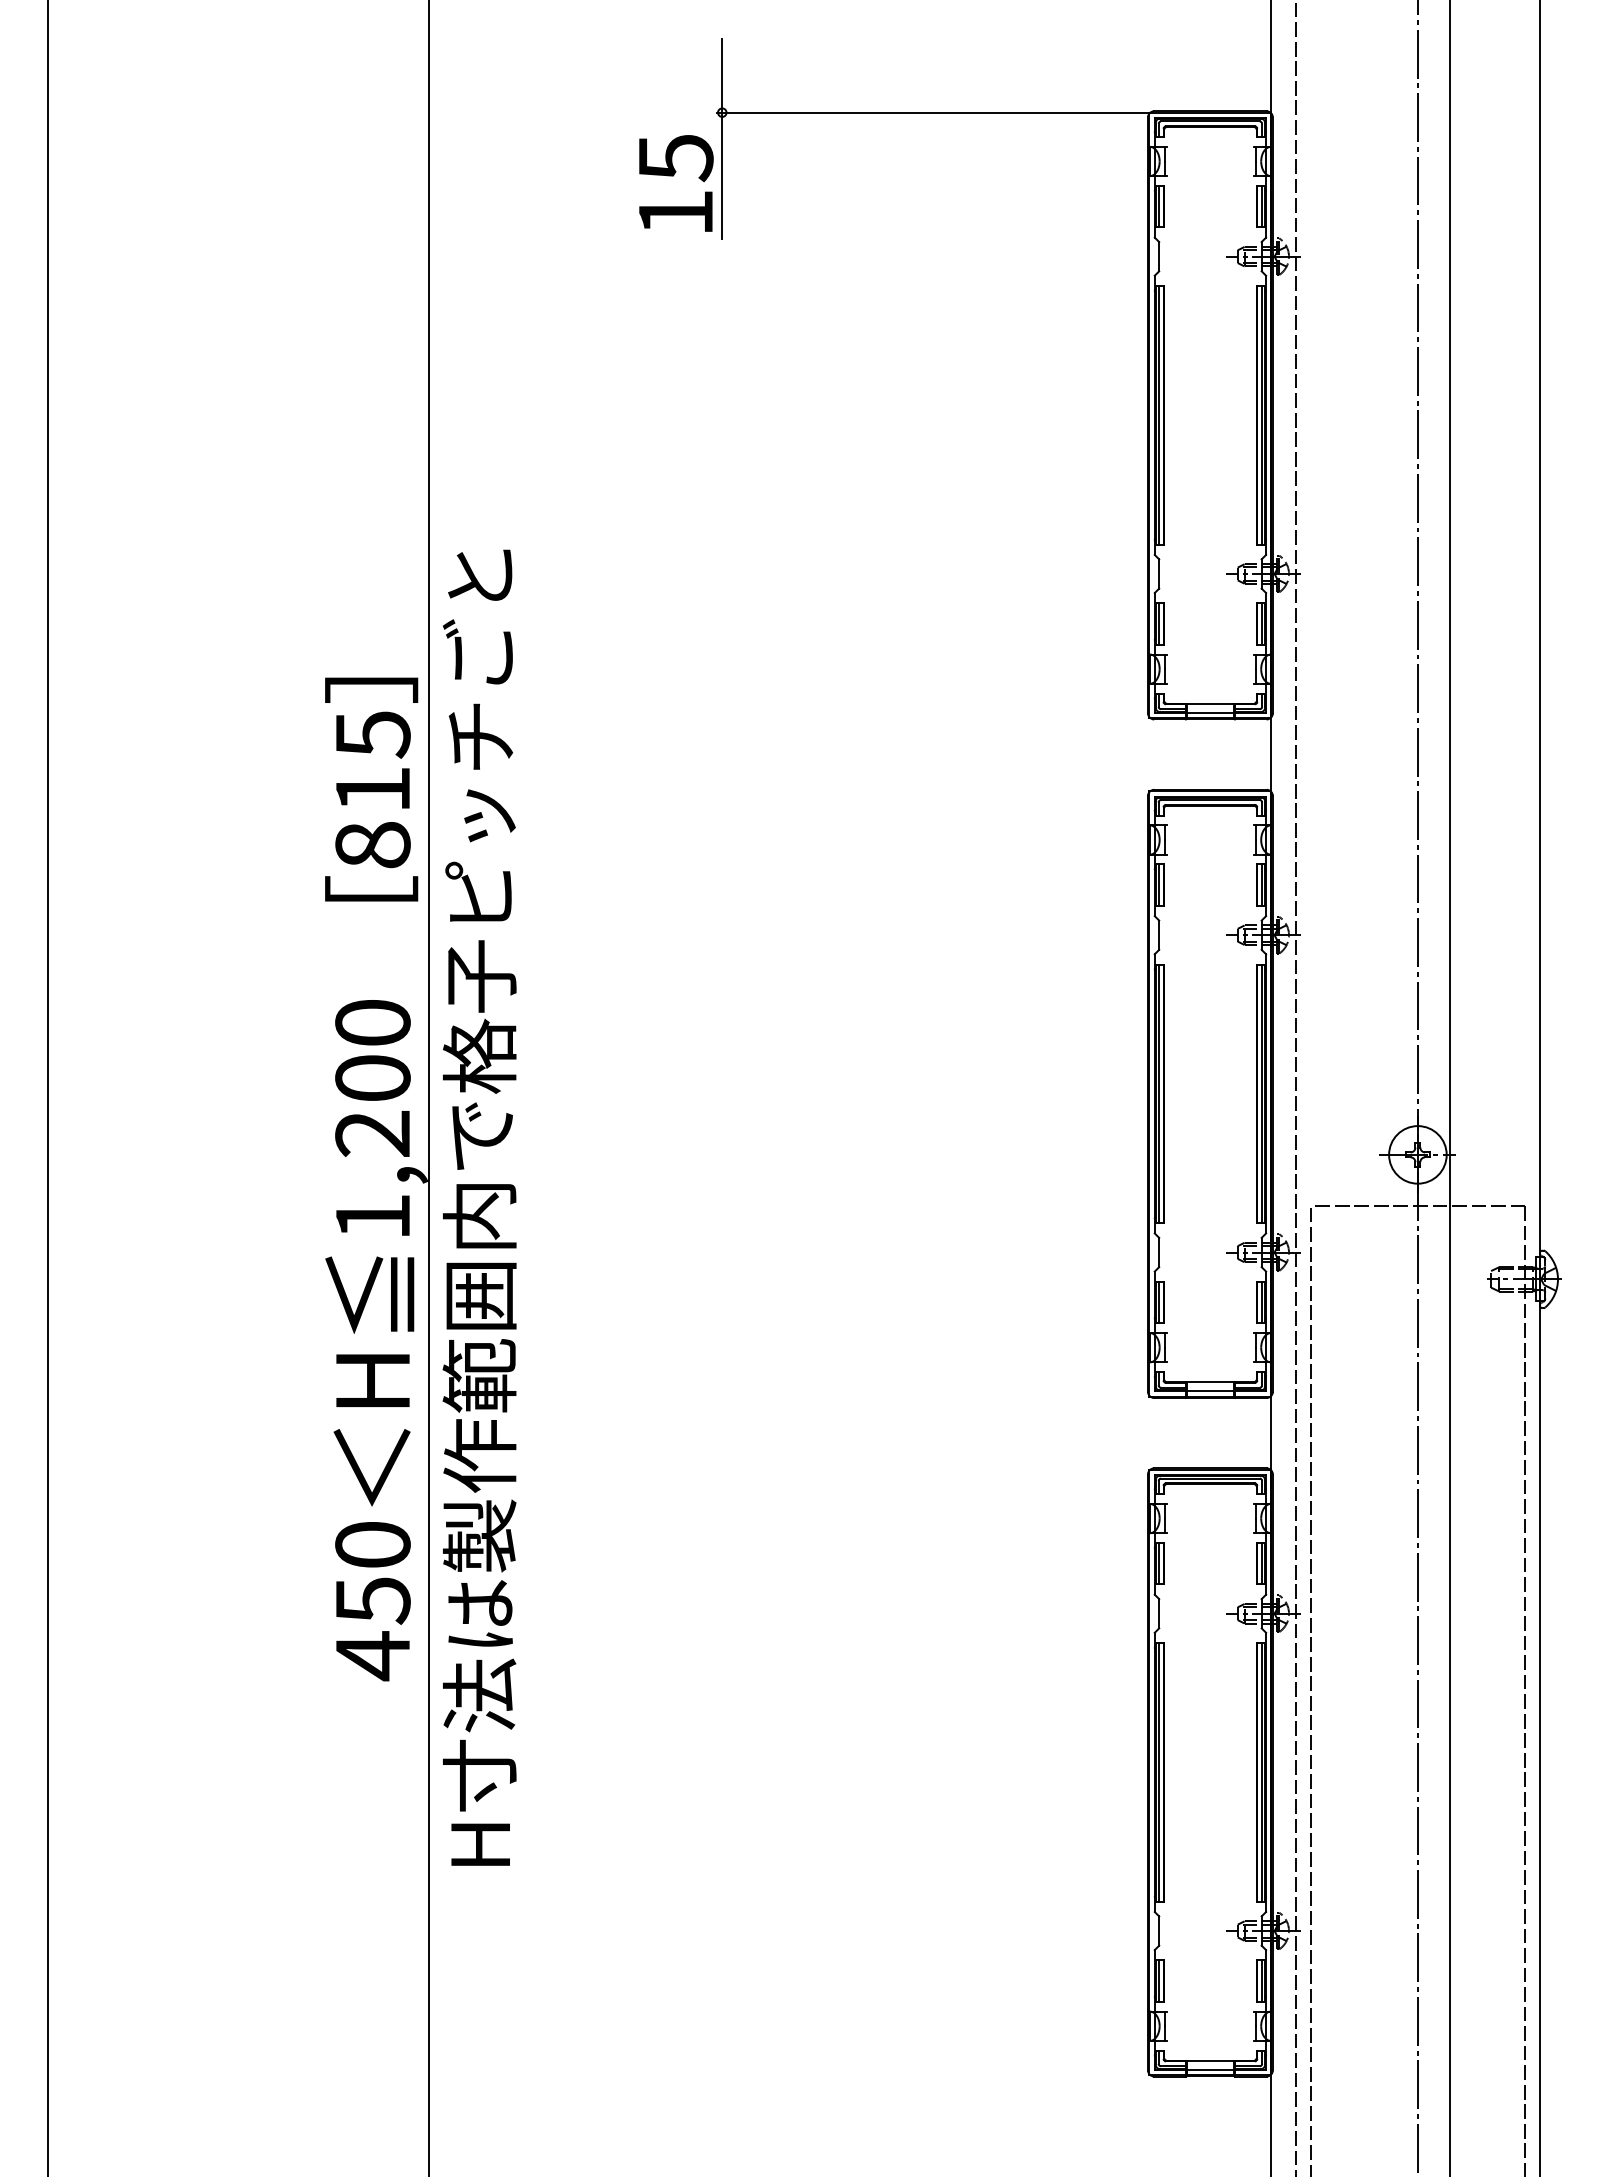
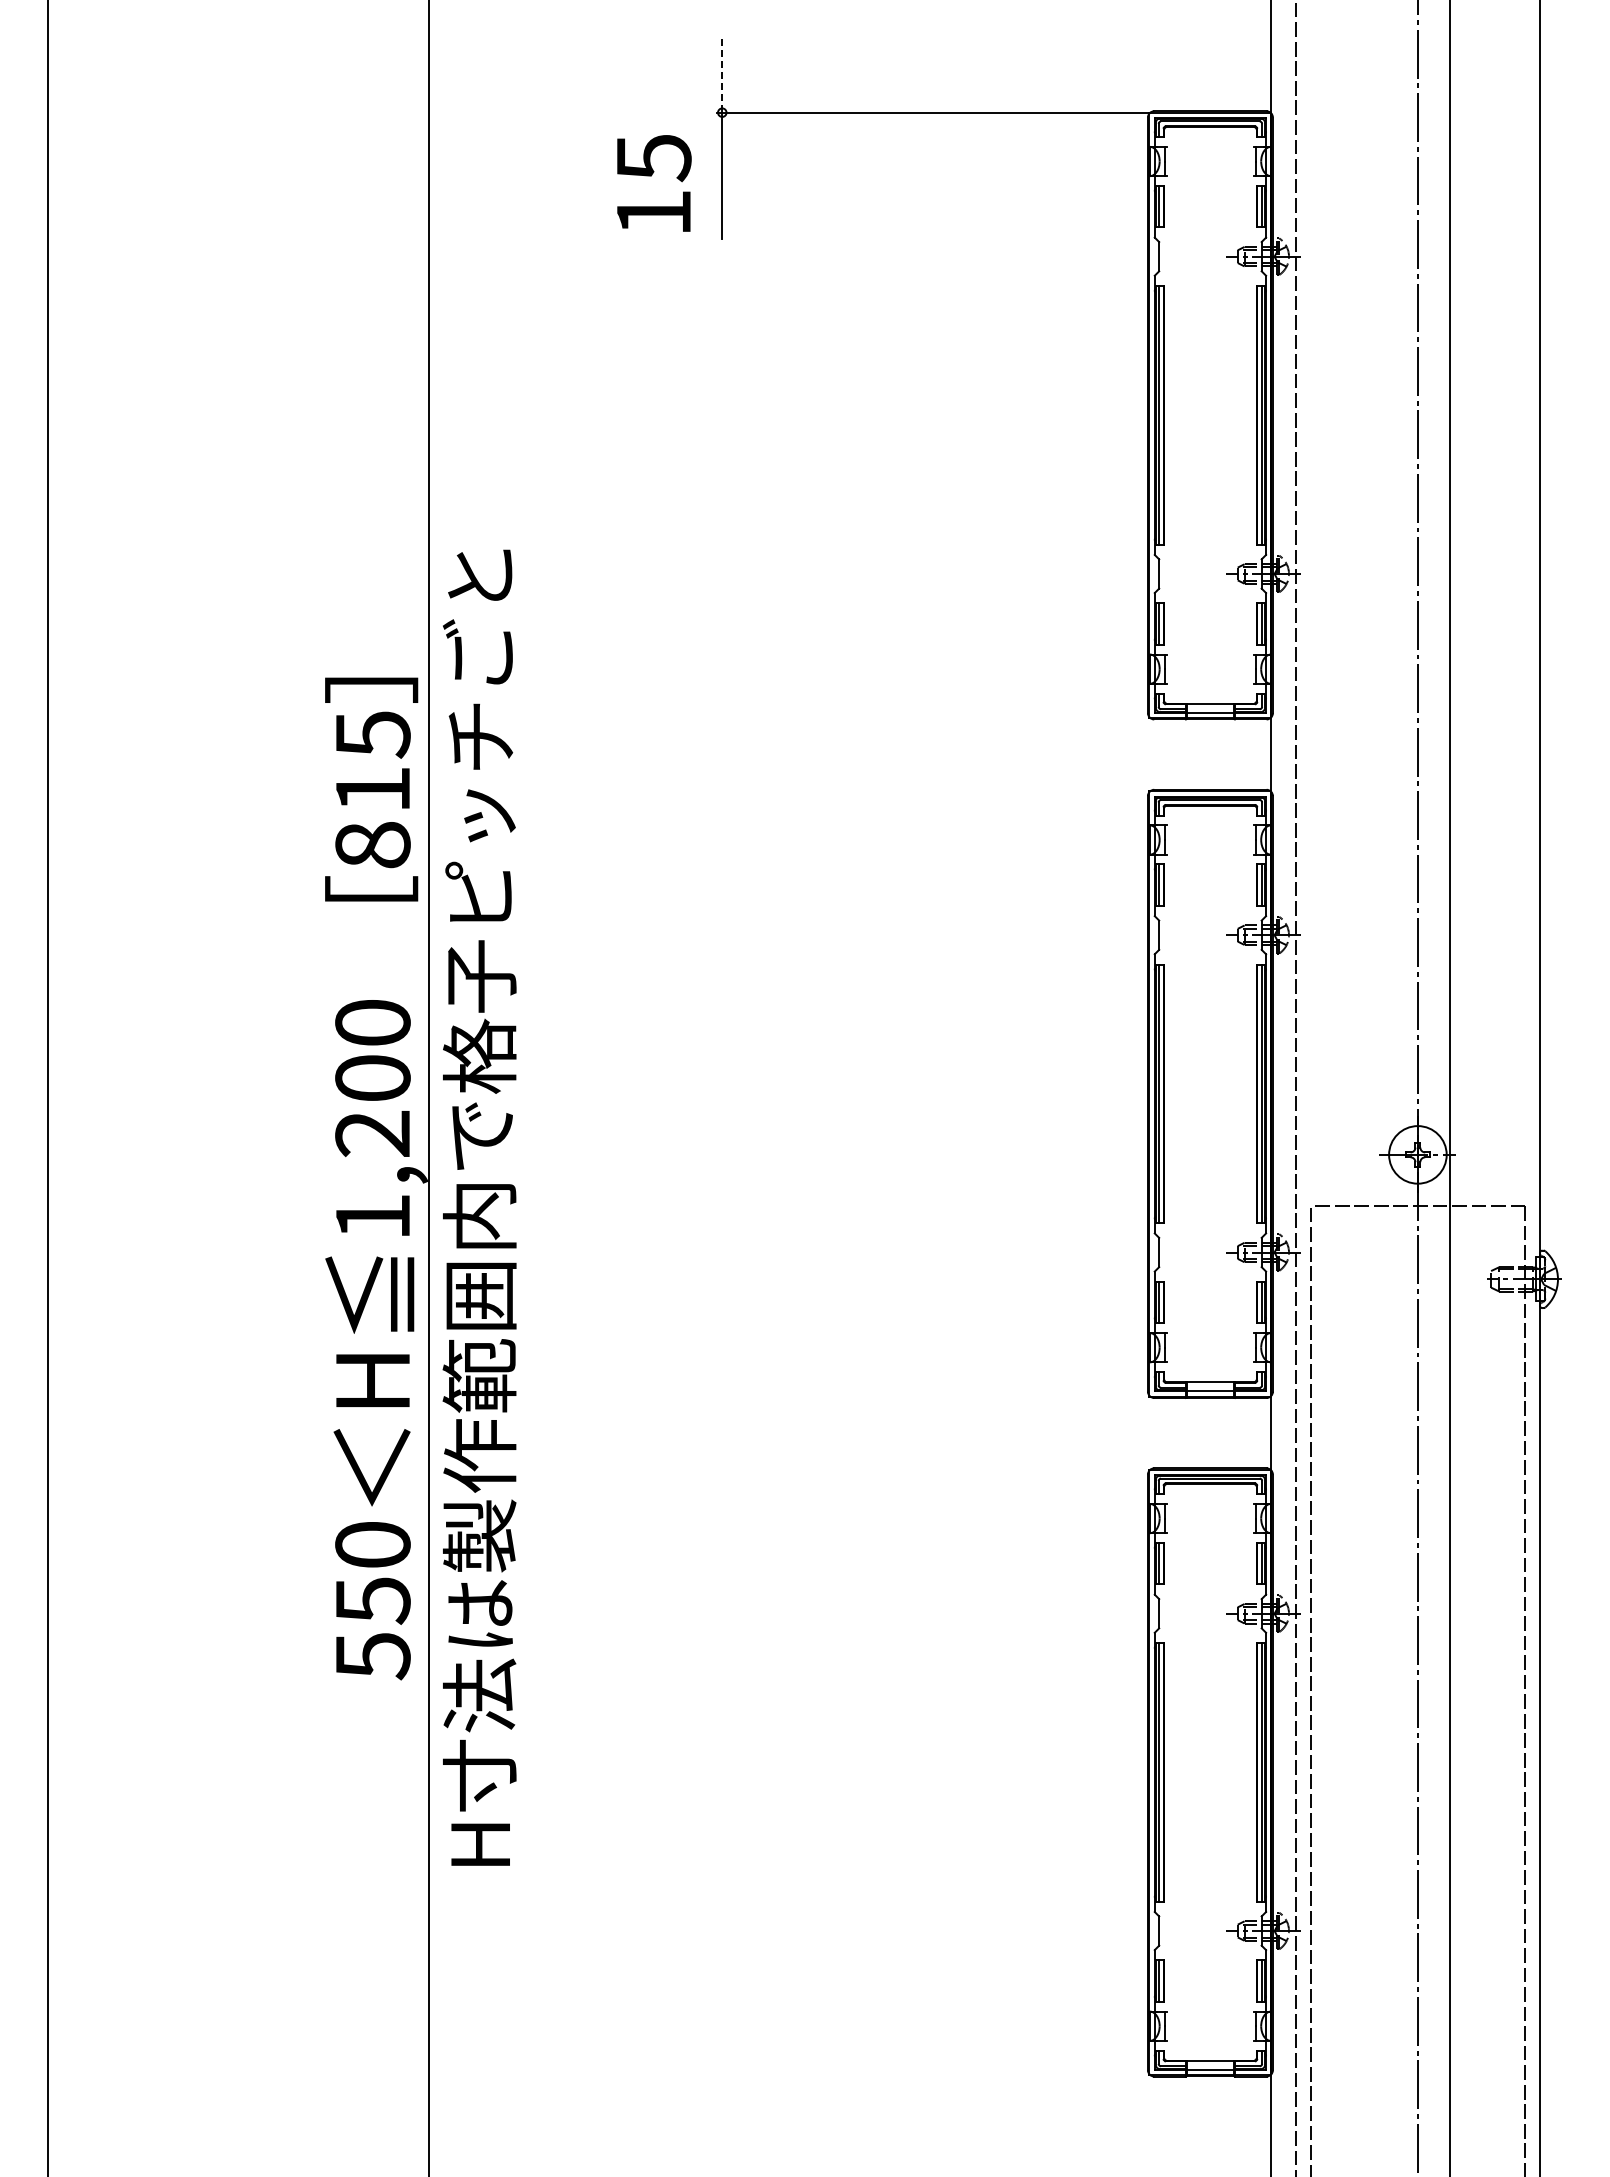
line: solid -> dashed (722, 76)
text position: (676, 183) -> (654, 183) (654, 183)
text: 450 -> 550 (373, 1656)
